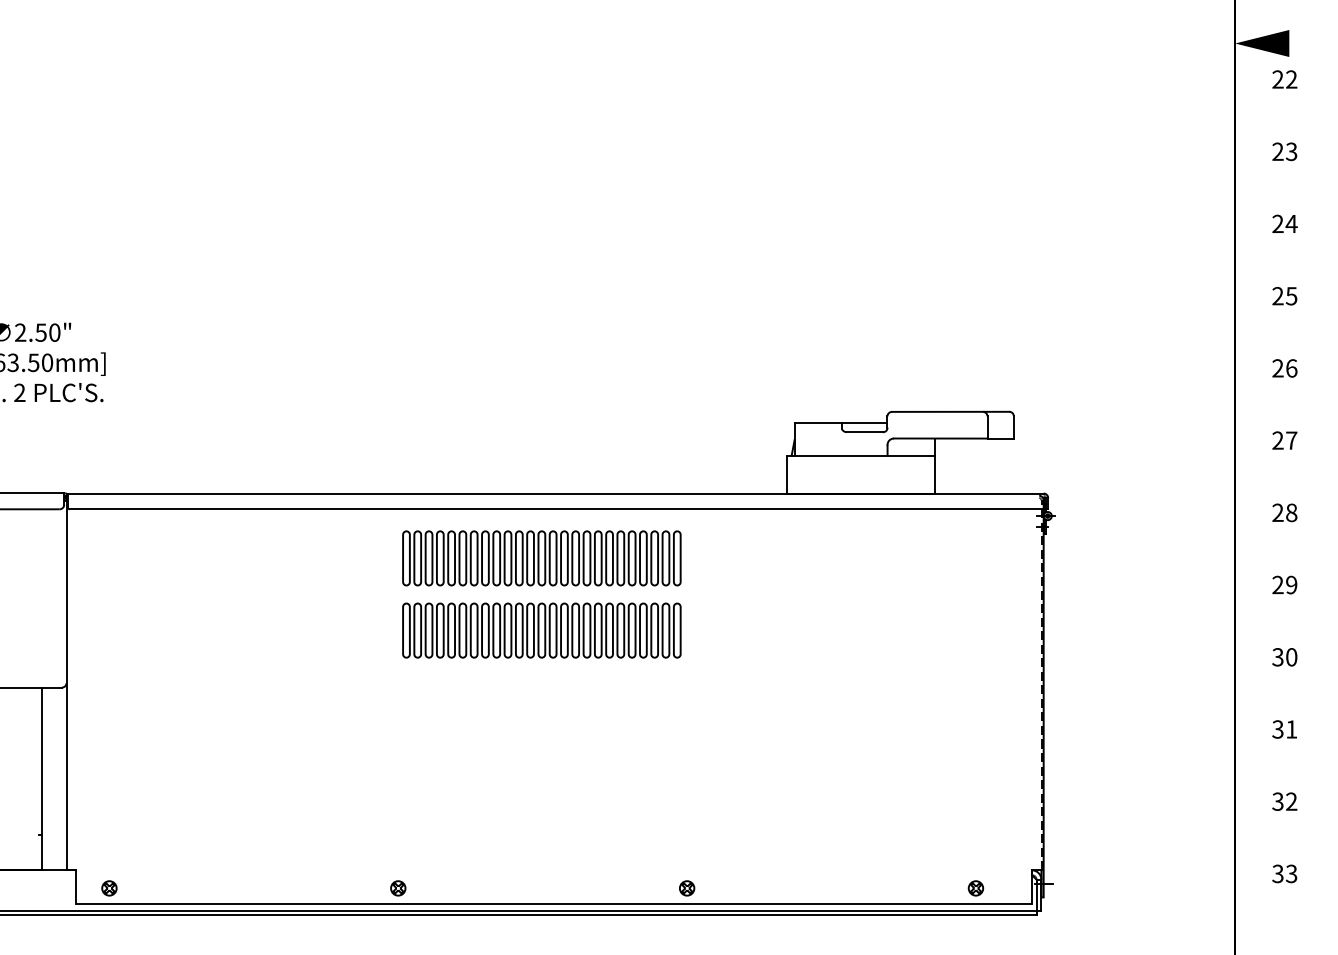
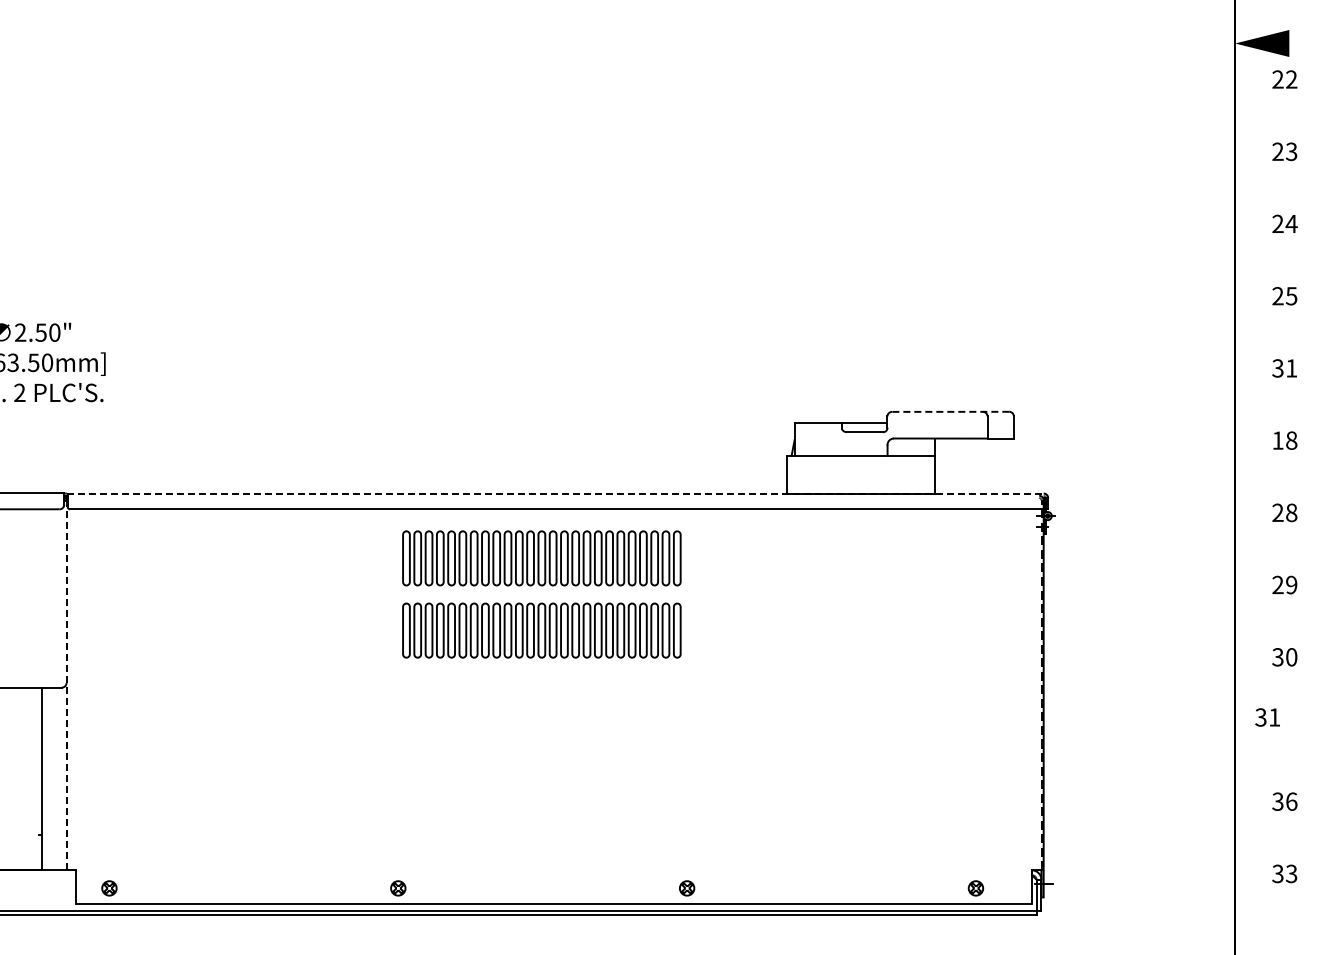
text: 26 -> 31 (1284, 368)
line: solid -> dashed (950, 411)
text: 27 -> 18 (1284, 440)
line: solid -> dashed (555, 493)
line: solid -> dashed (66, 685)
text position: (1284, 729) -> (1267, 717) (1267, 717)
text: 32 -> 36 (1291, 801)
